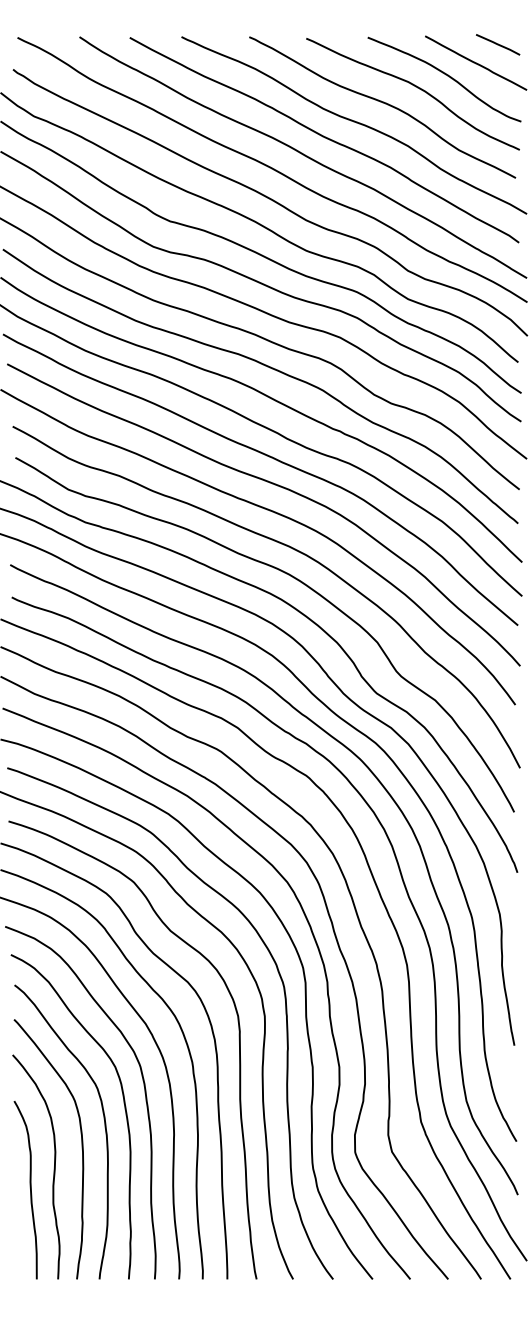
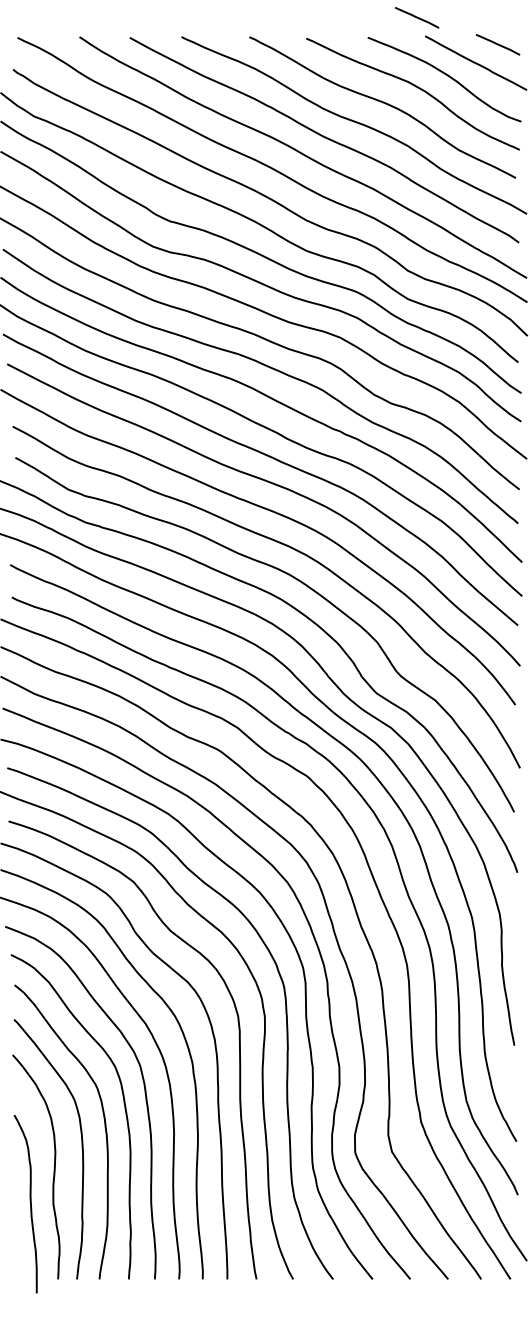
line: none -> present (417, 17)
curve position: (29, 1187) -> (29, 1201) (29, 1201)
